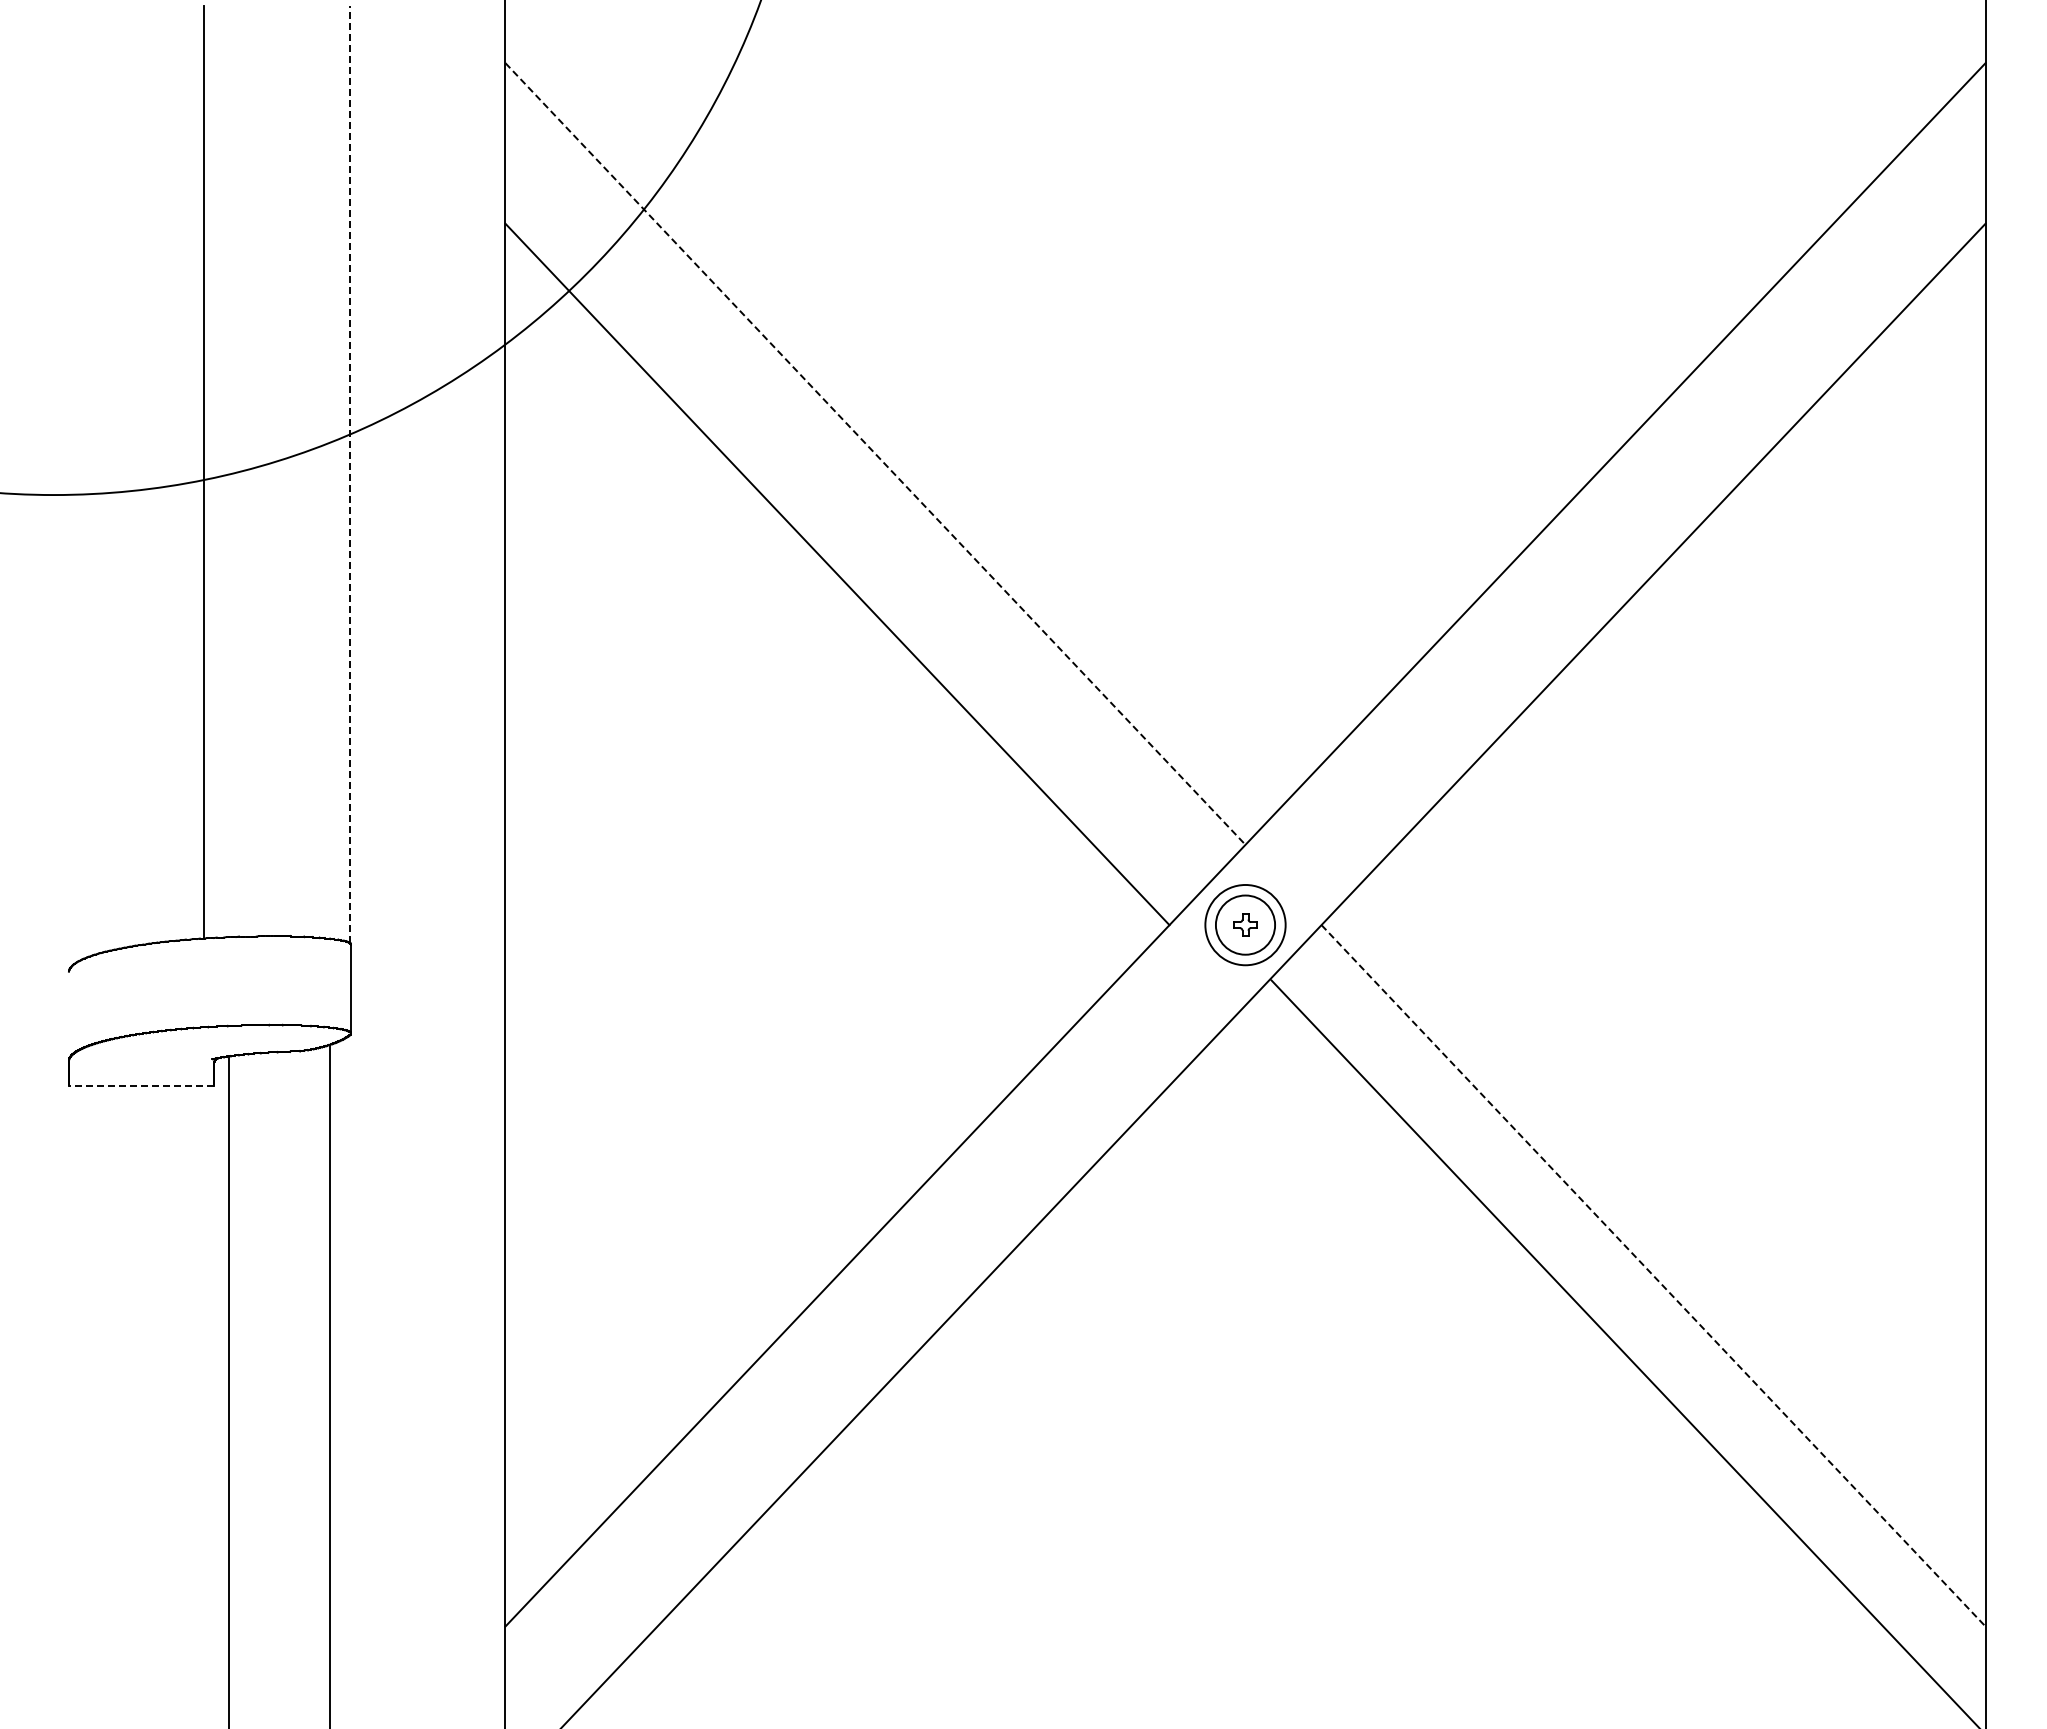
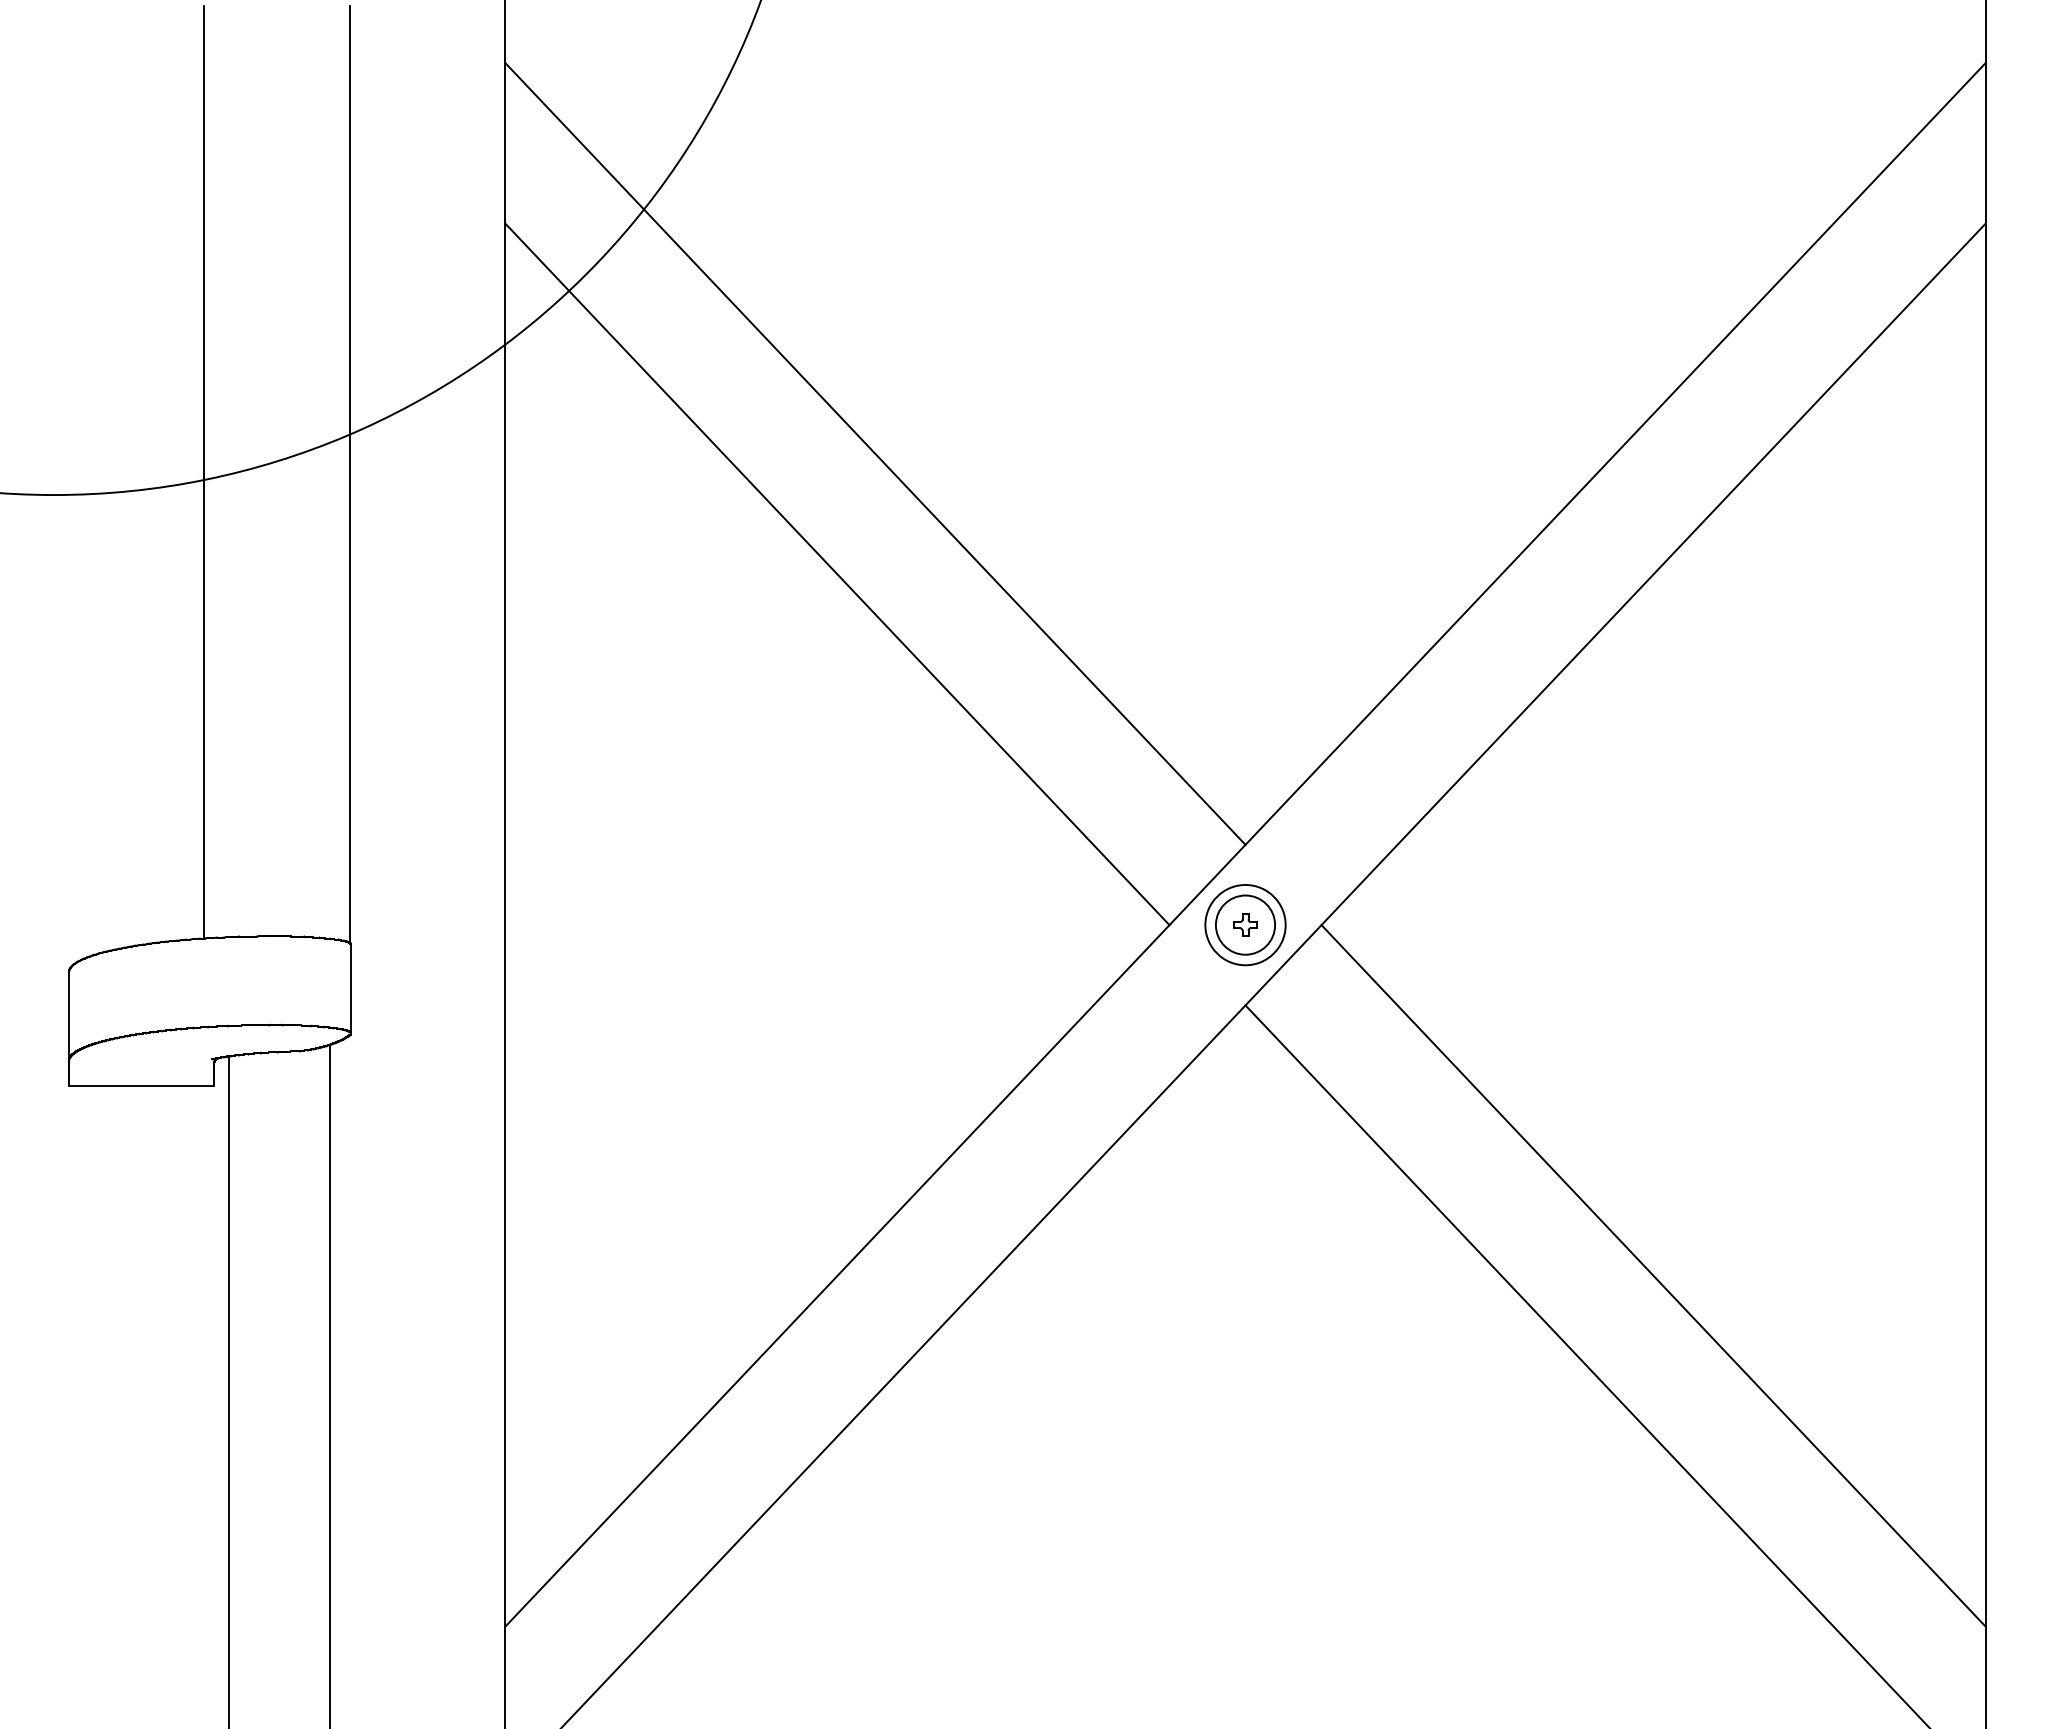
line: dashed -> solid (875, 454)
line: dashed -> solid (349, 474)
line: none -> present (68, 1016)
line: dashed -> solid (141, 1085)
line: dashed -> solid (1653, 1275)
line position: (1624, 1352) -> (1586, 1365) (1586, 1365)
